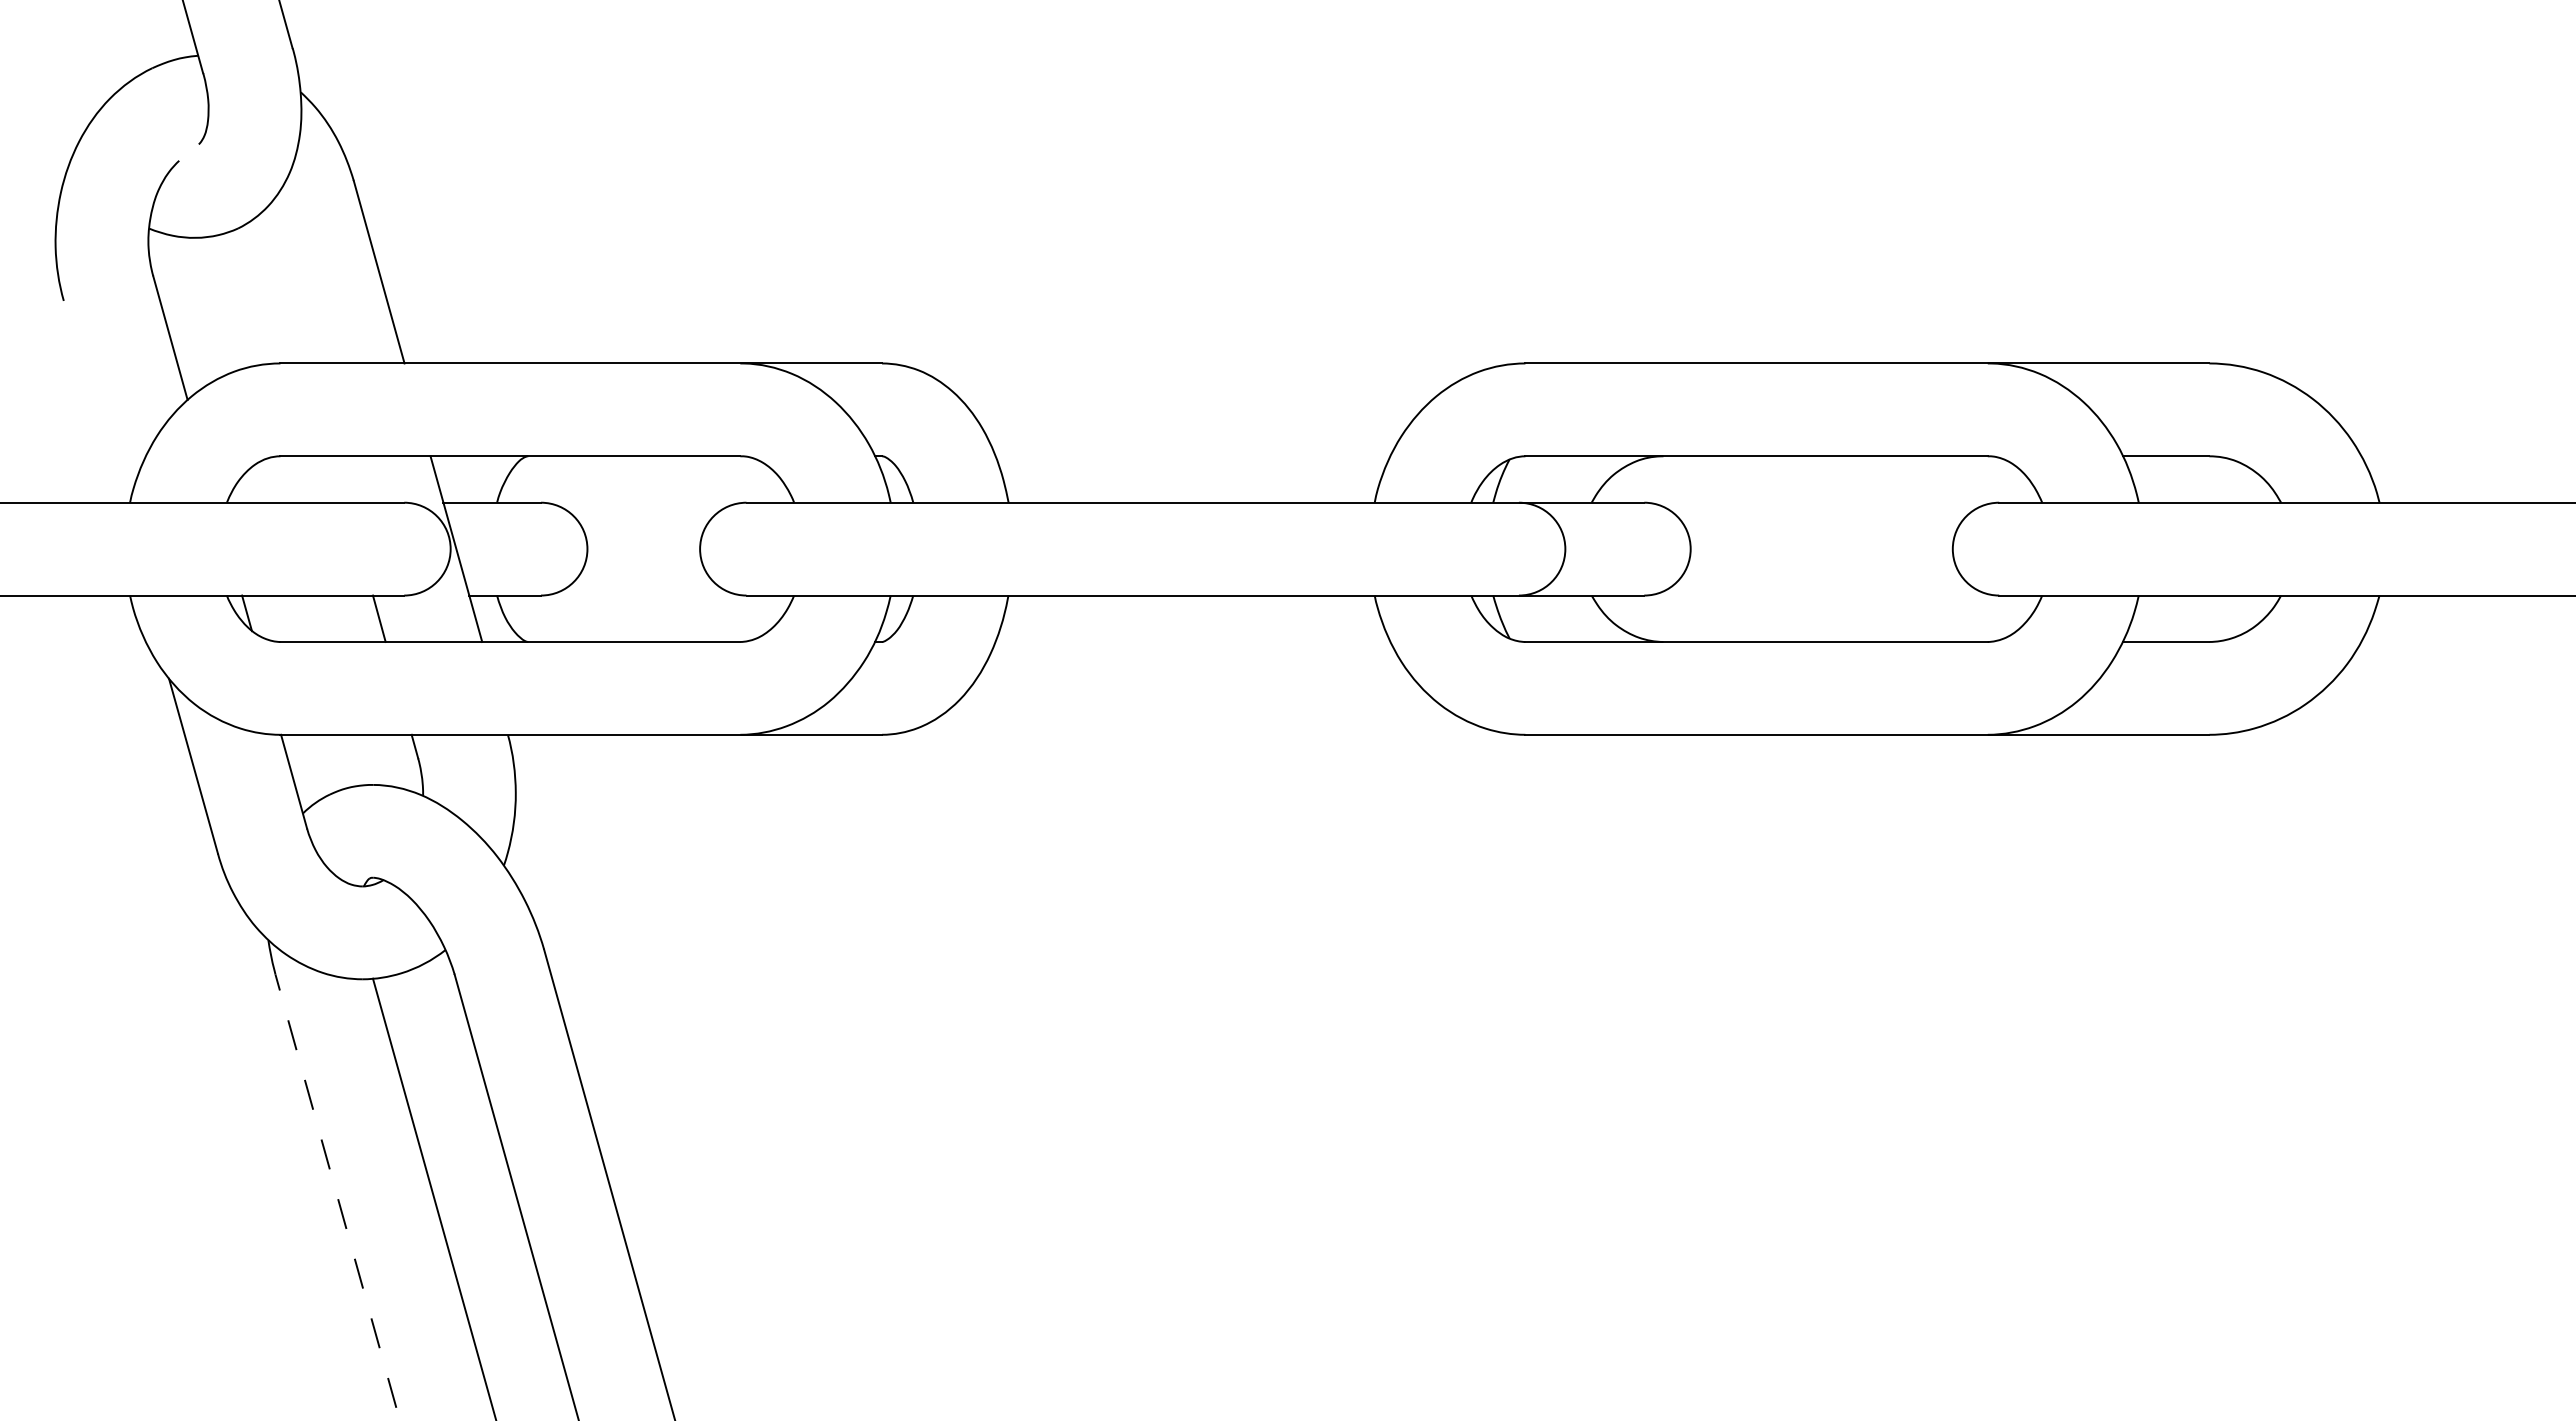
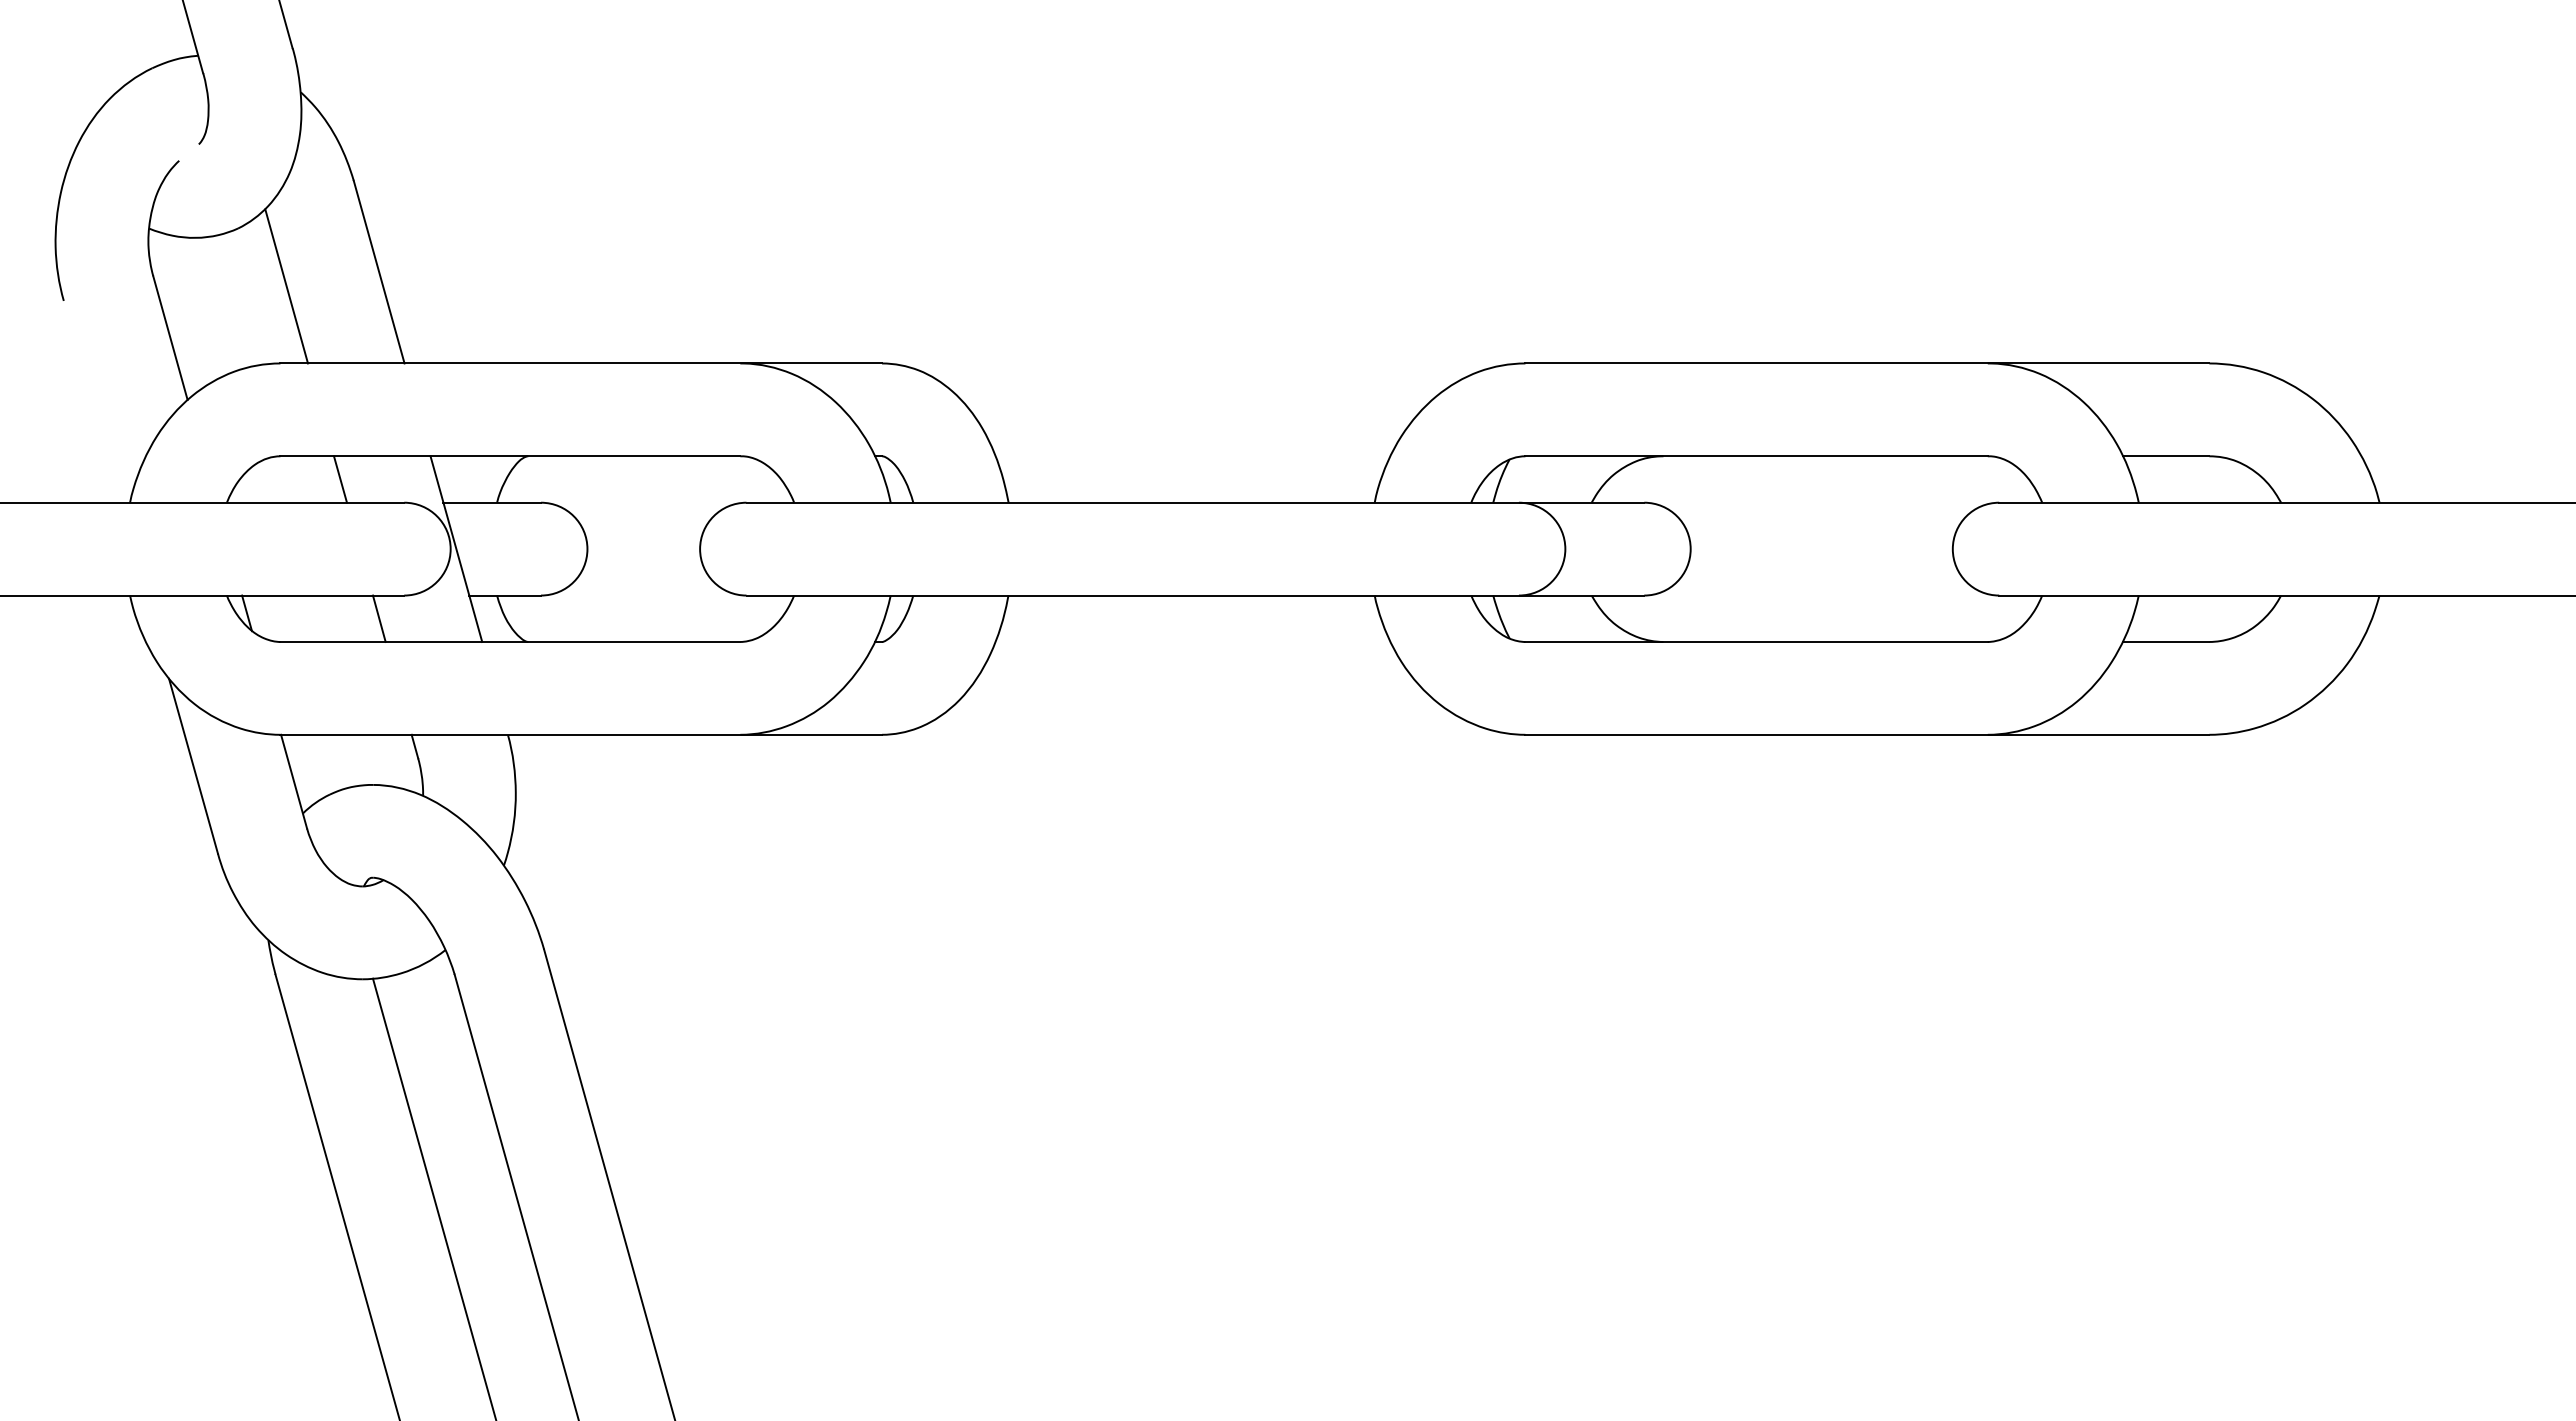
line: none -> present (286, 286)
line: none -> present (340, 479)
line: dashed -> solid (337, 1196)
